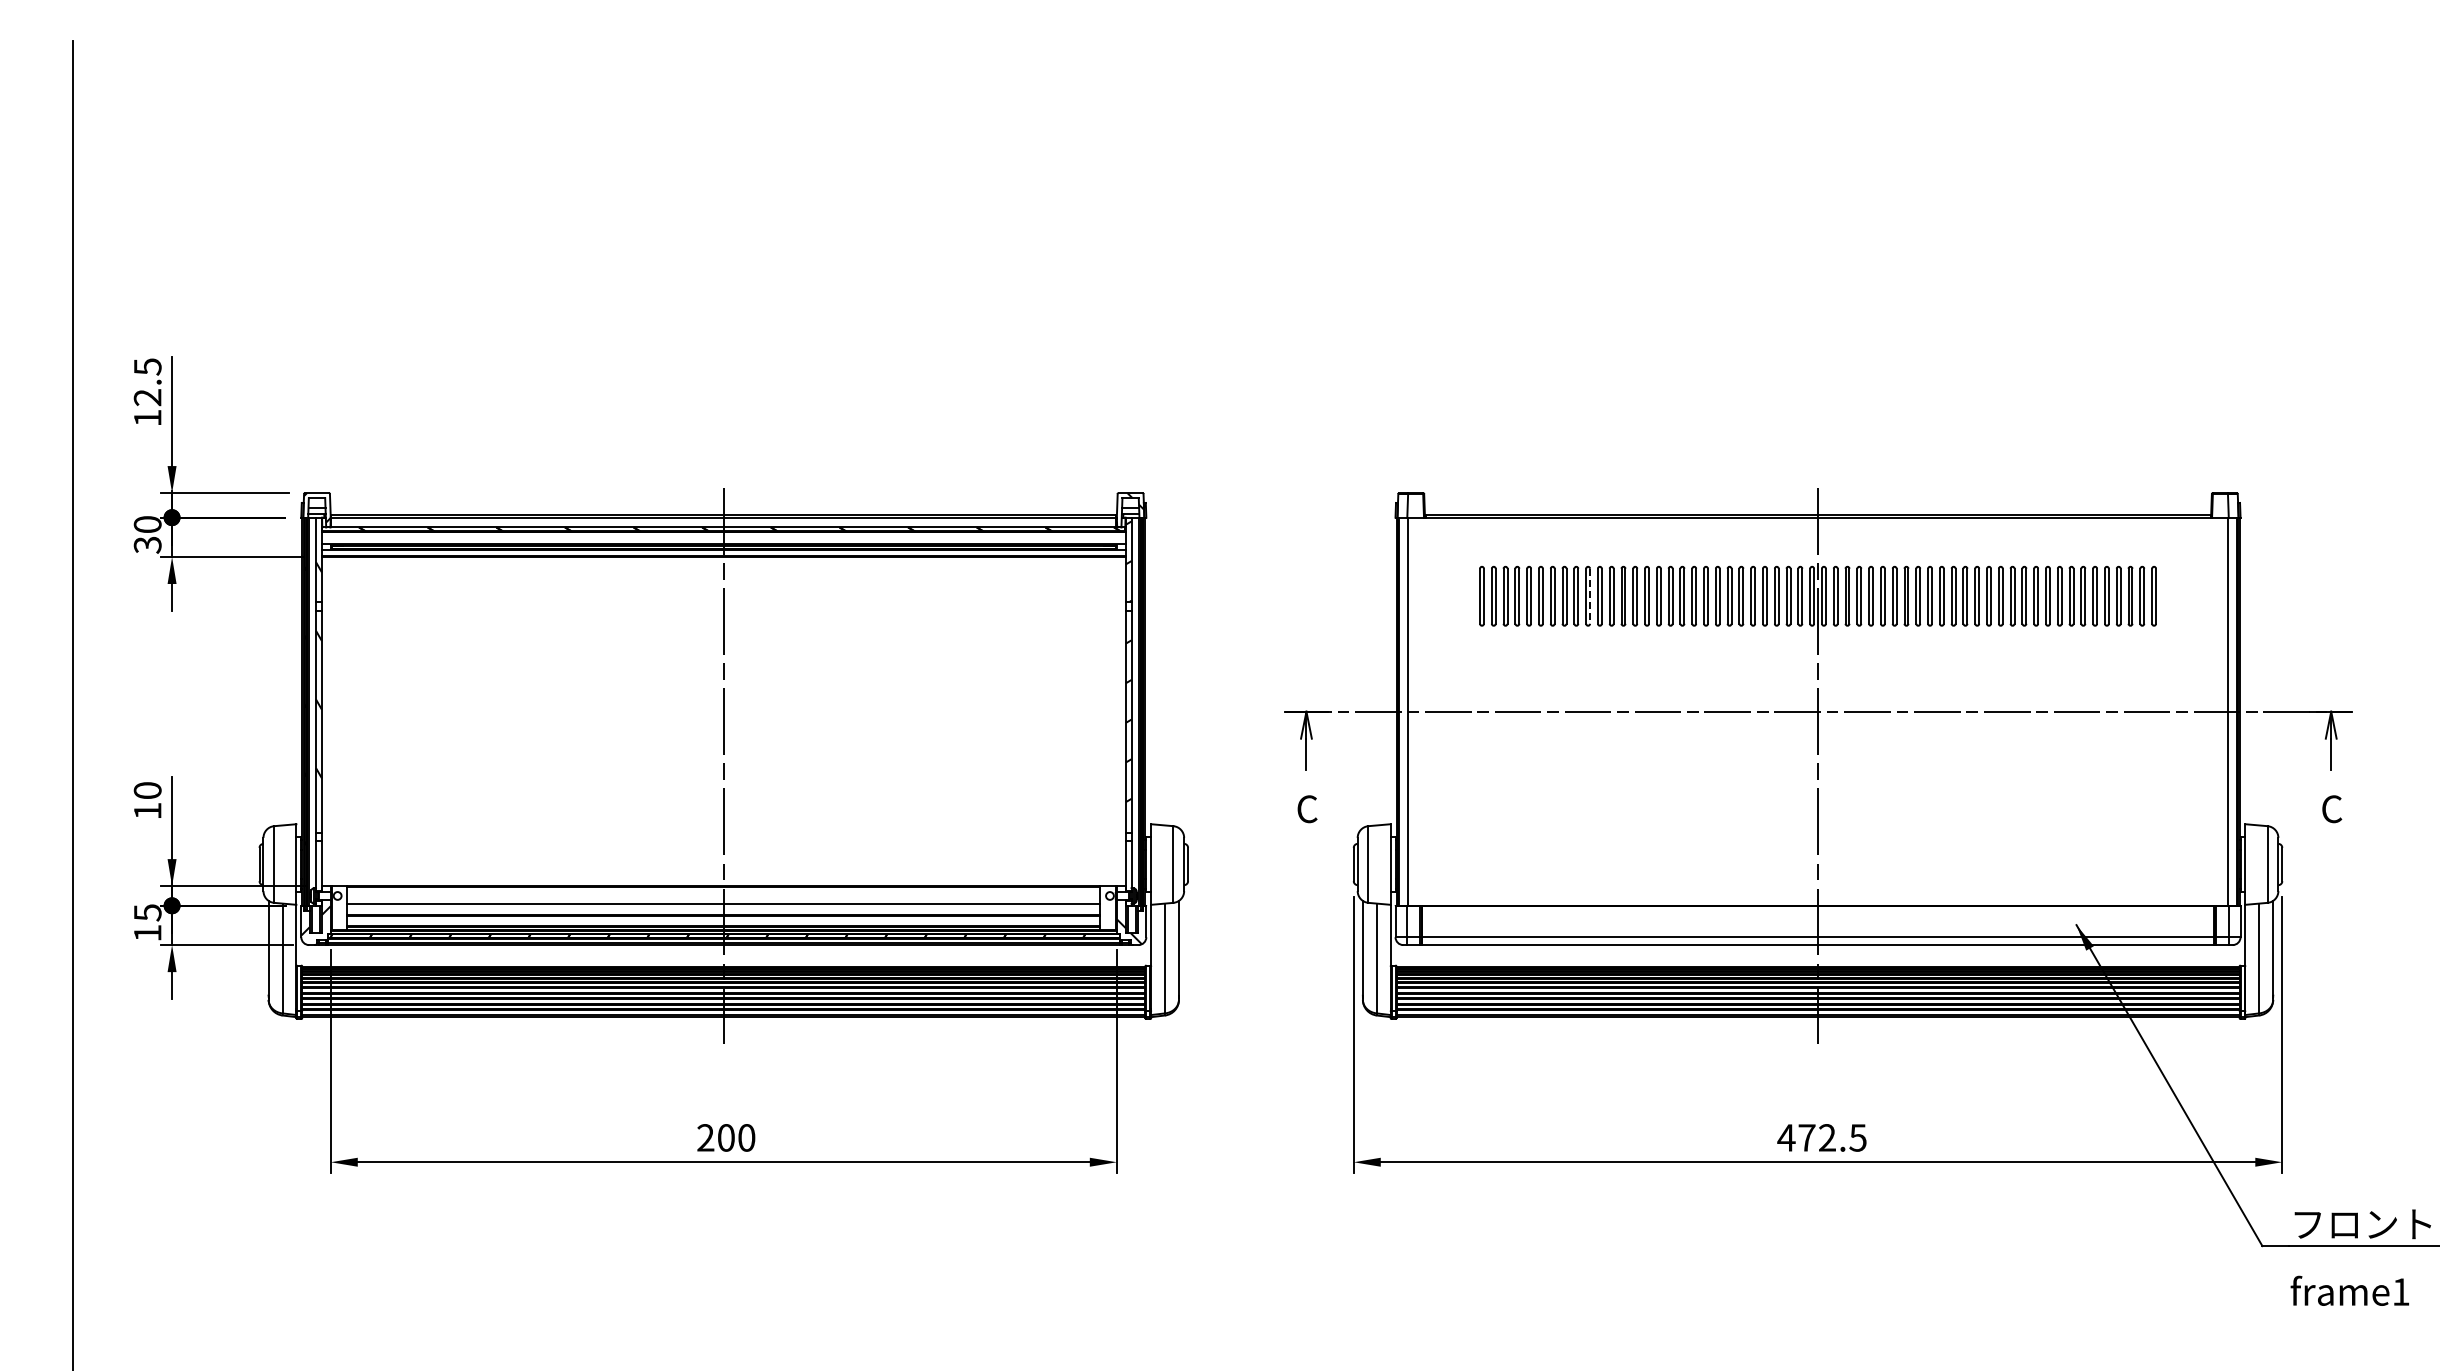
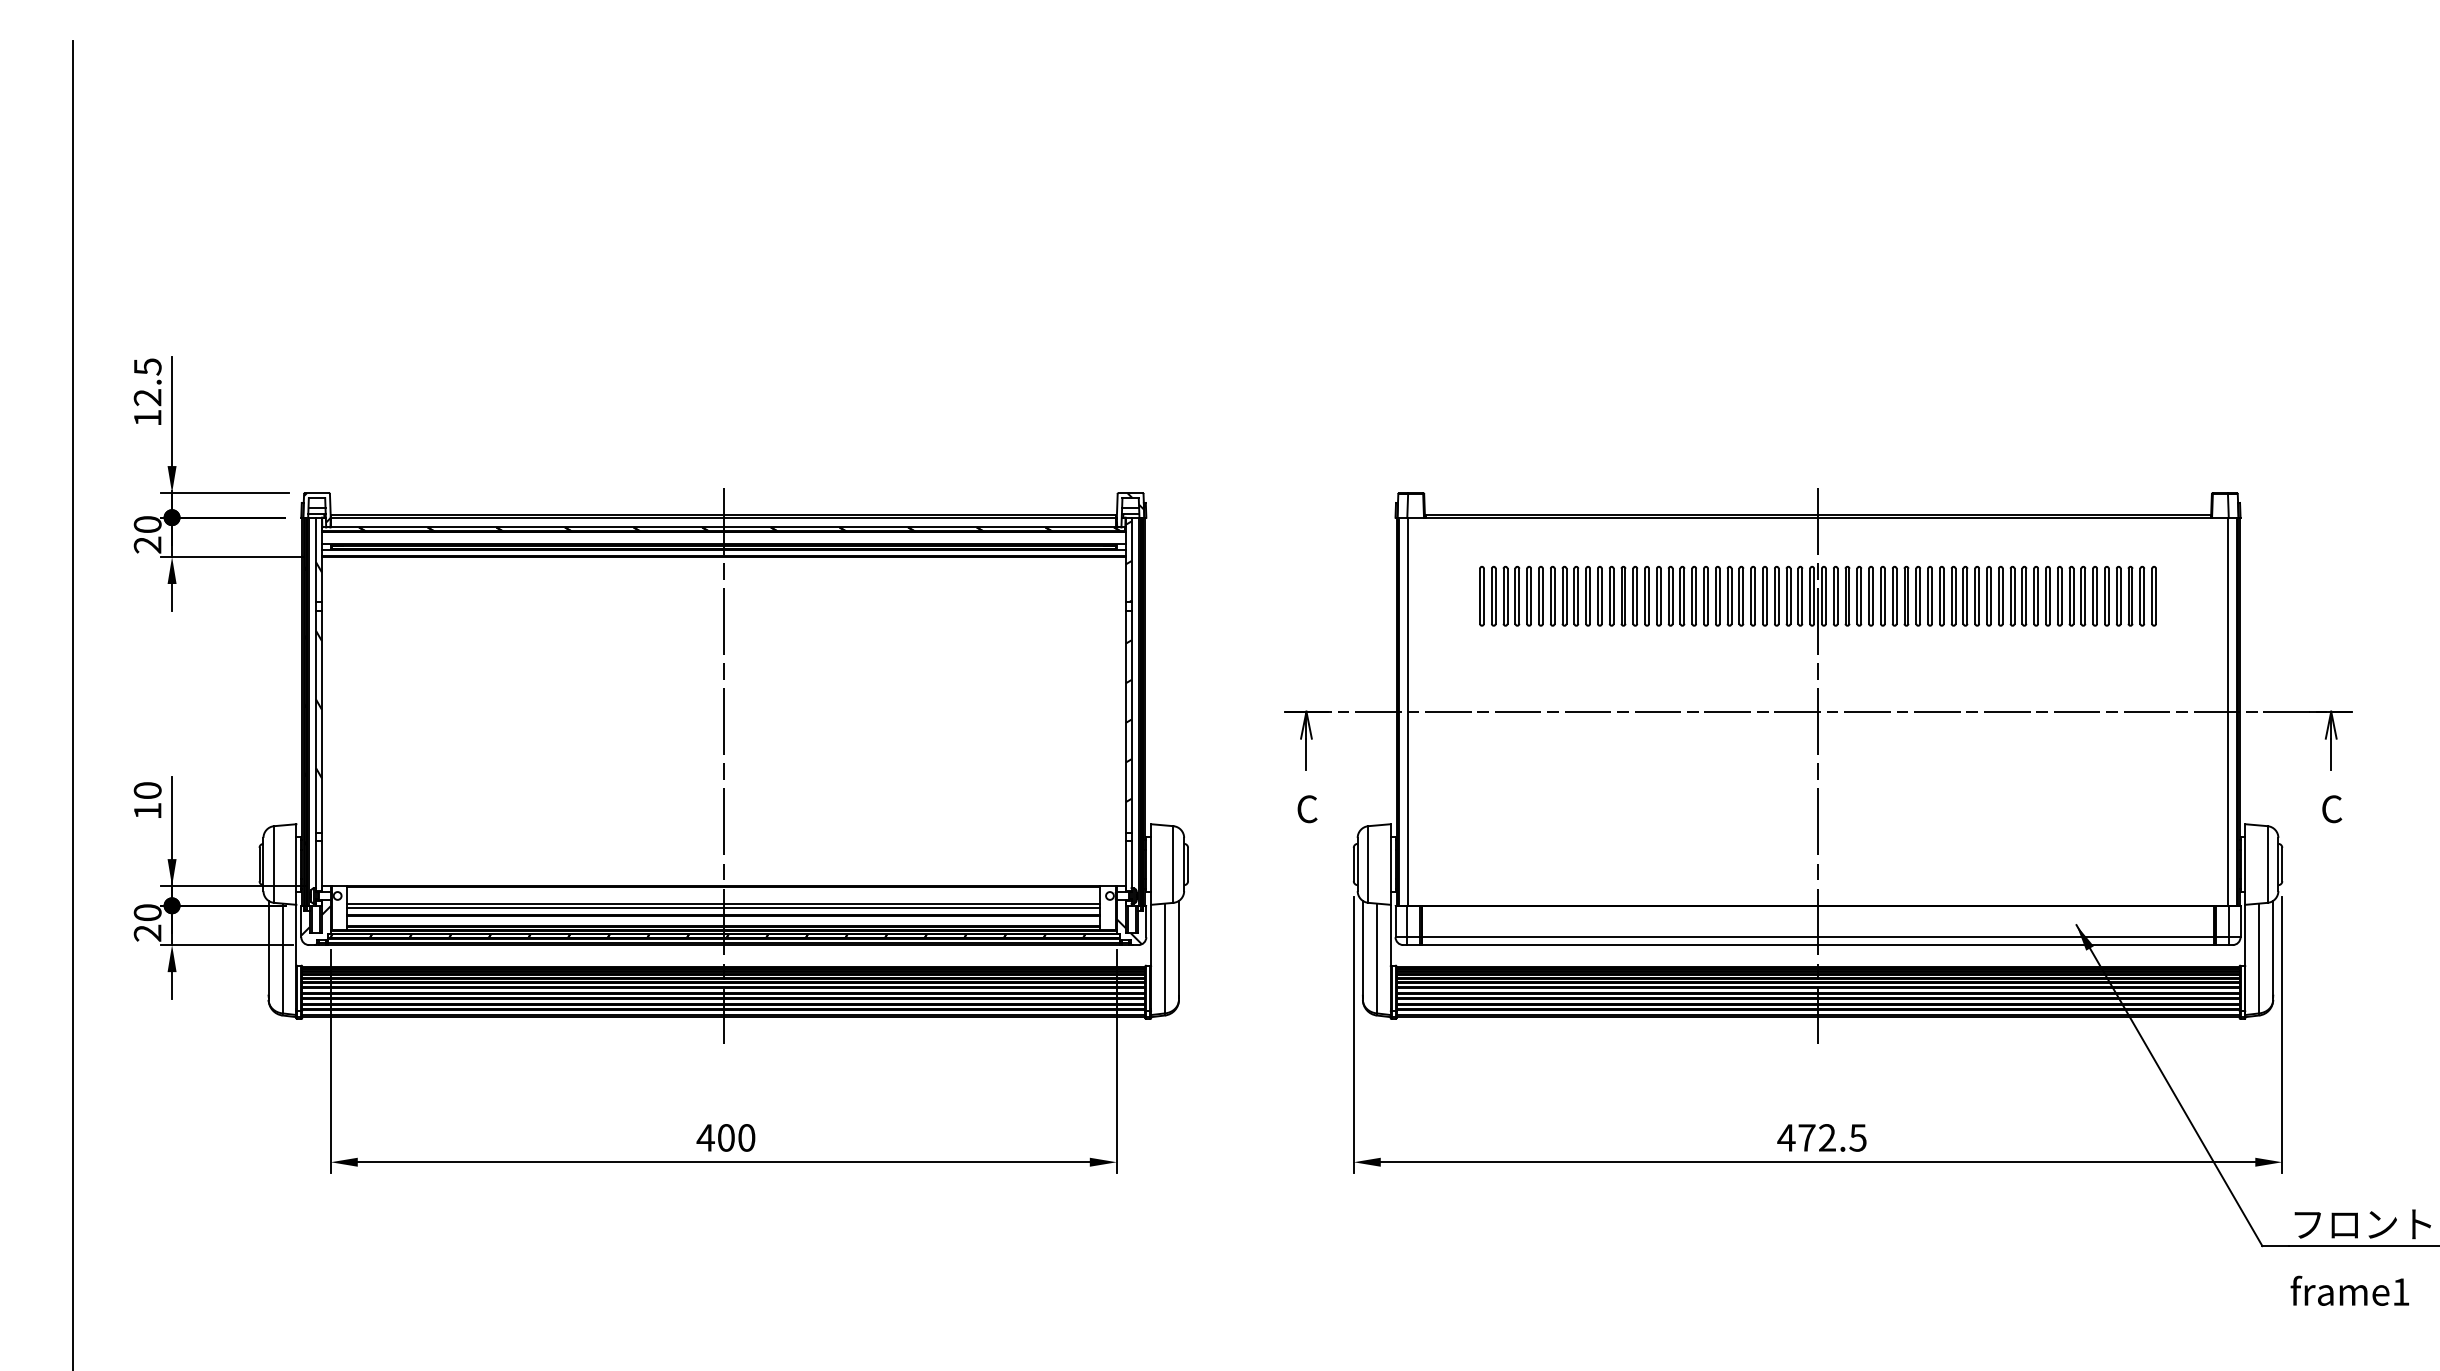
text: 30 -> 20 (147, 544)
line: dashed -> solid (1590, 596)
line: none -> present (723, 907)
text: 15 -> 20 (147, 922)
text: 200 -> 400 (705, 1137)
